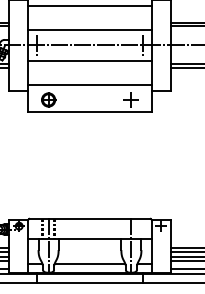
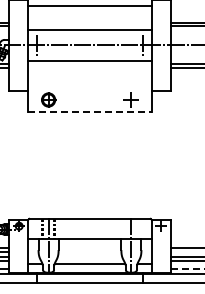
line: present -> none (89, 84)
line: solid -> dashed (90, 112)
line: present -> none (186, 251)
line: solid -> dashed (188, 268)
